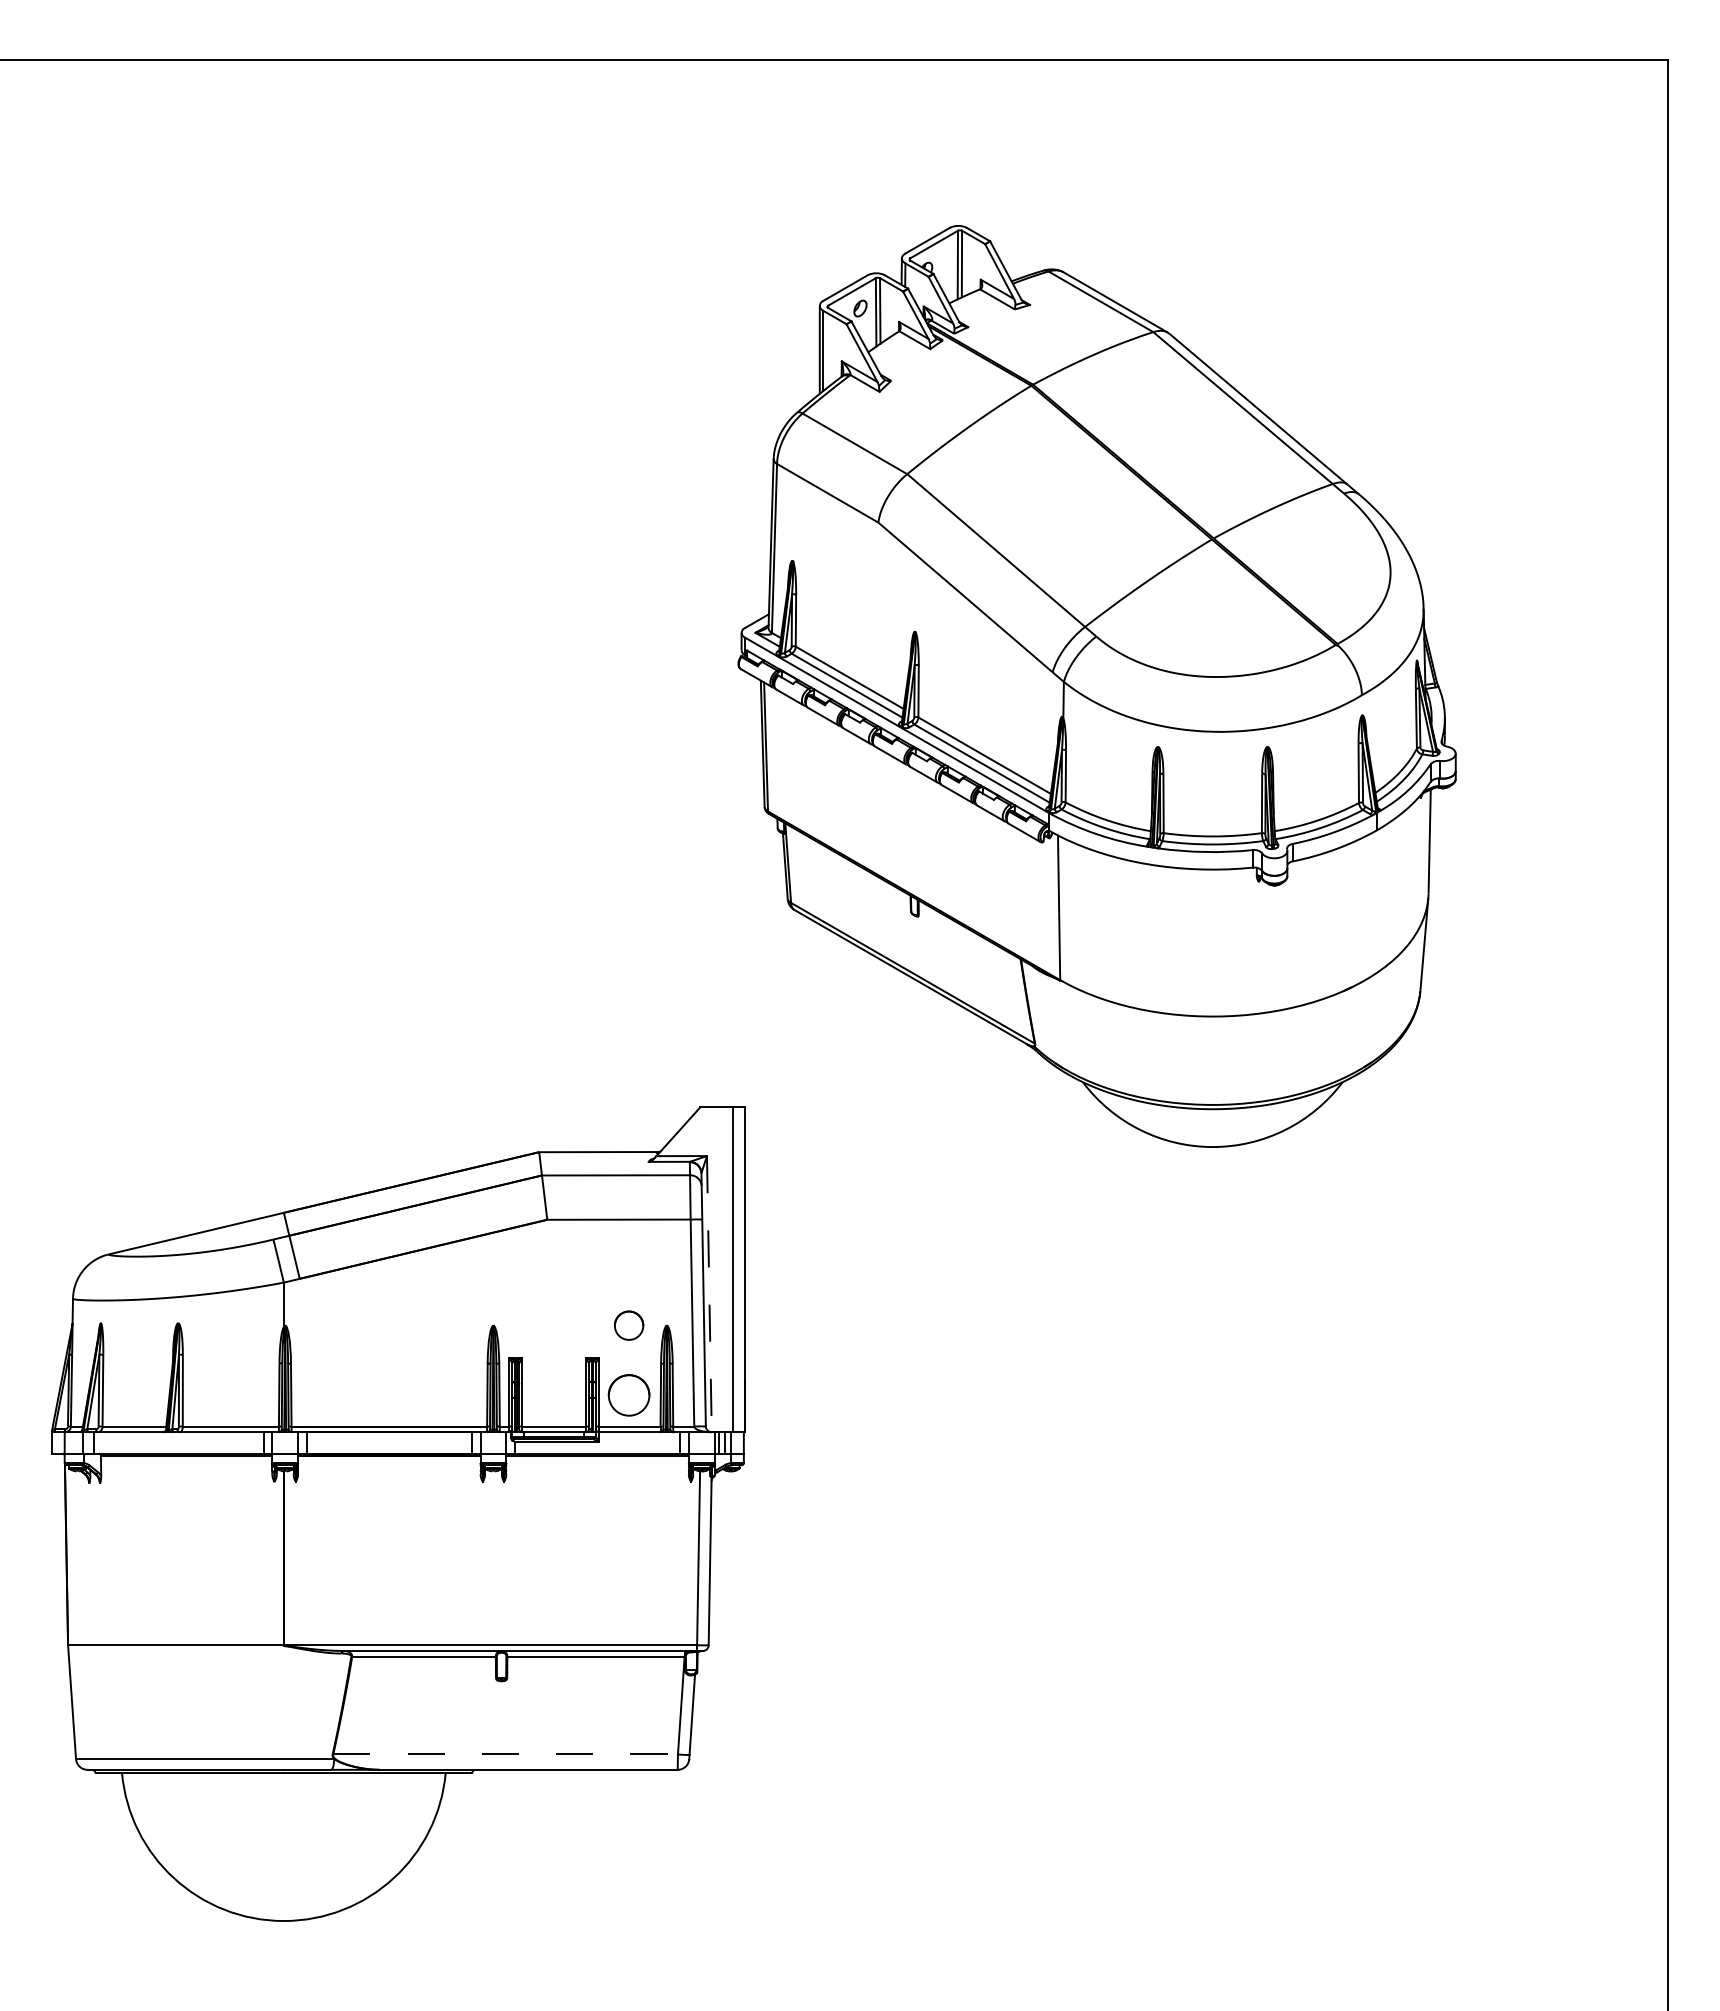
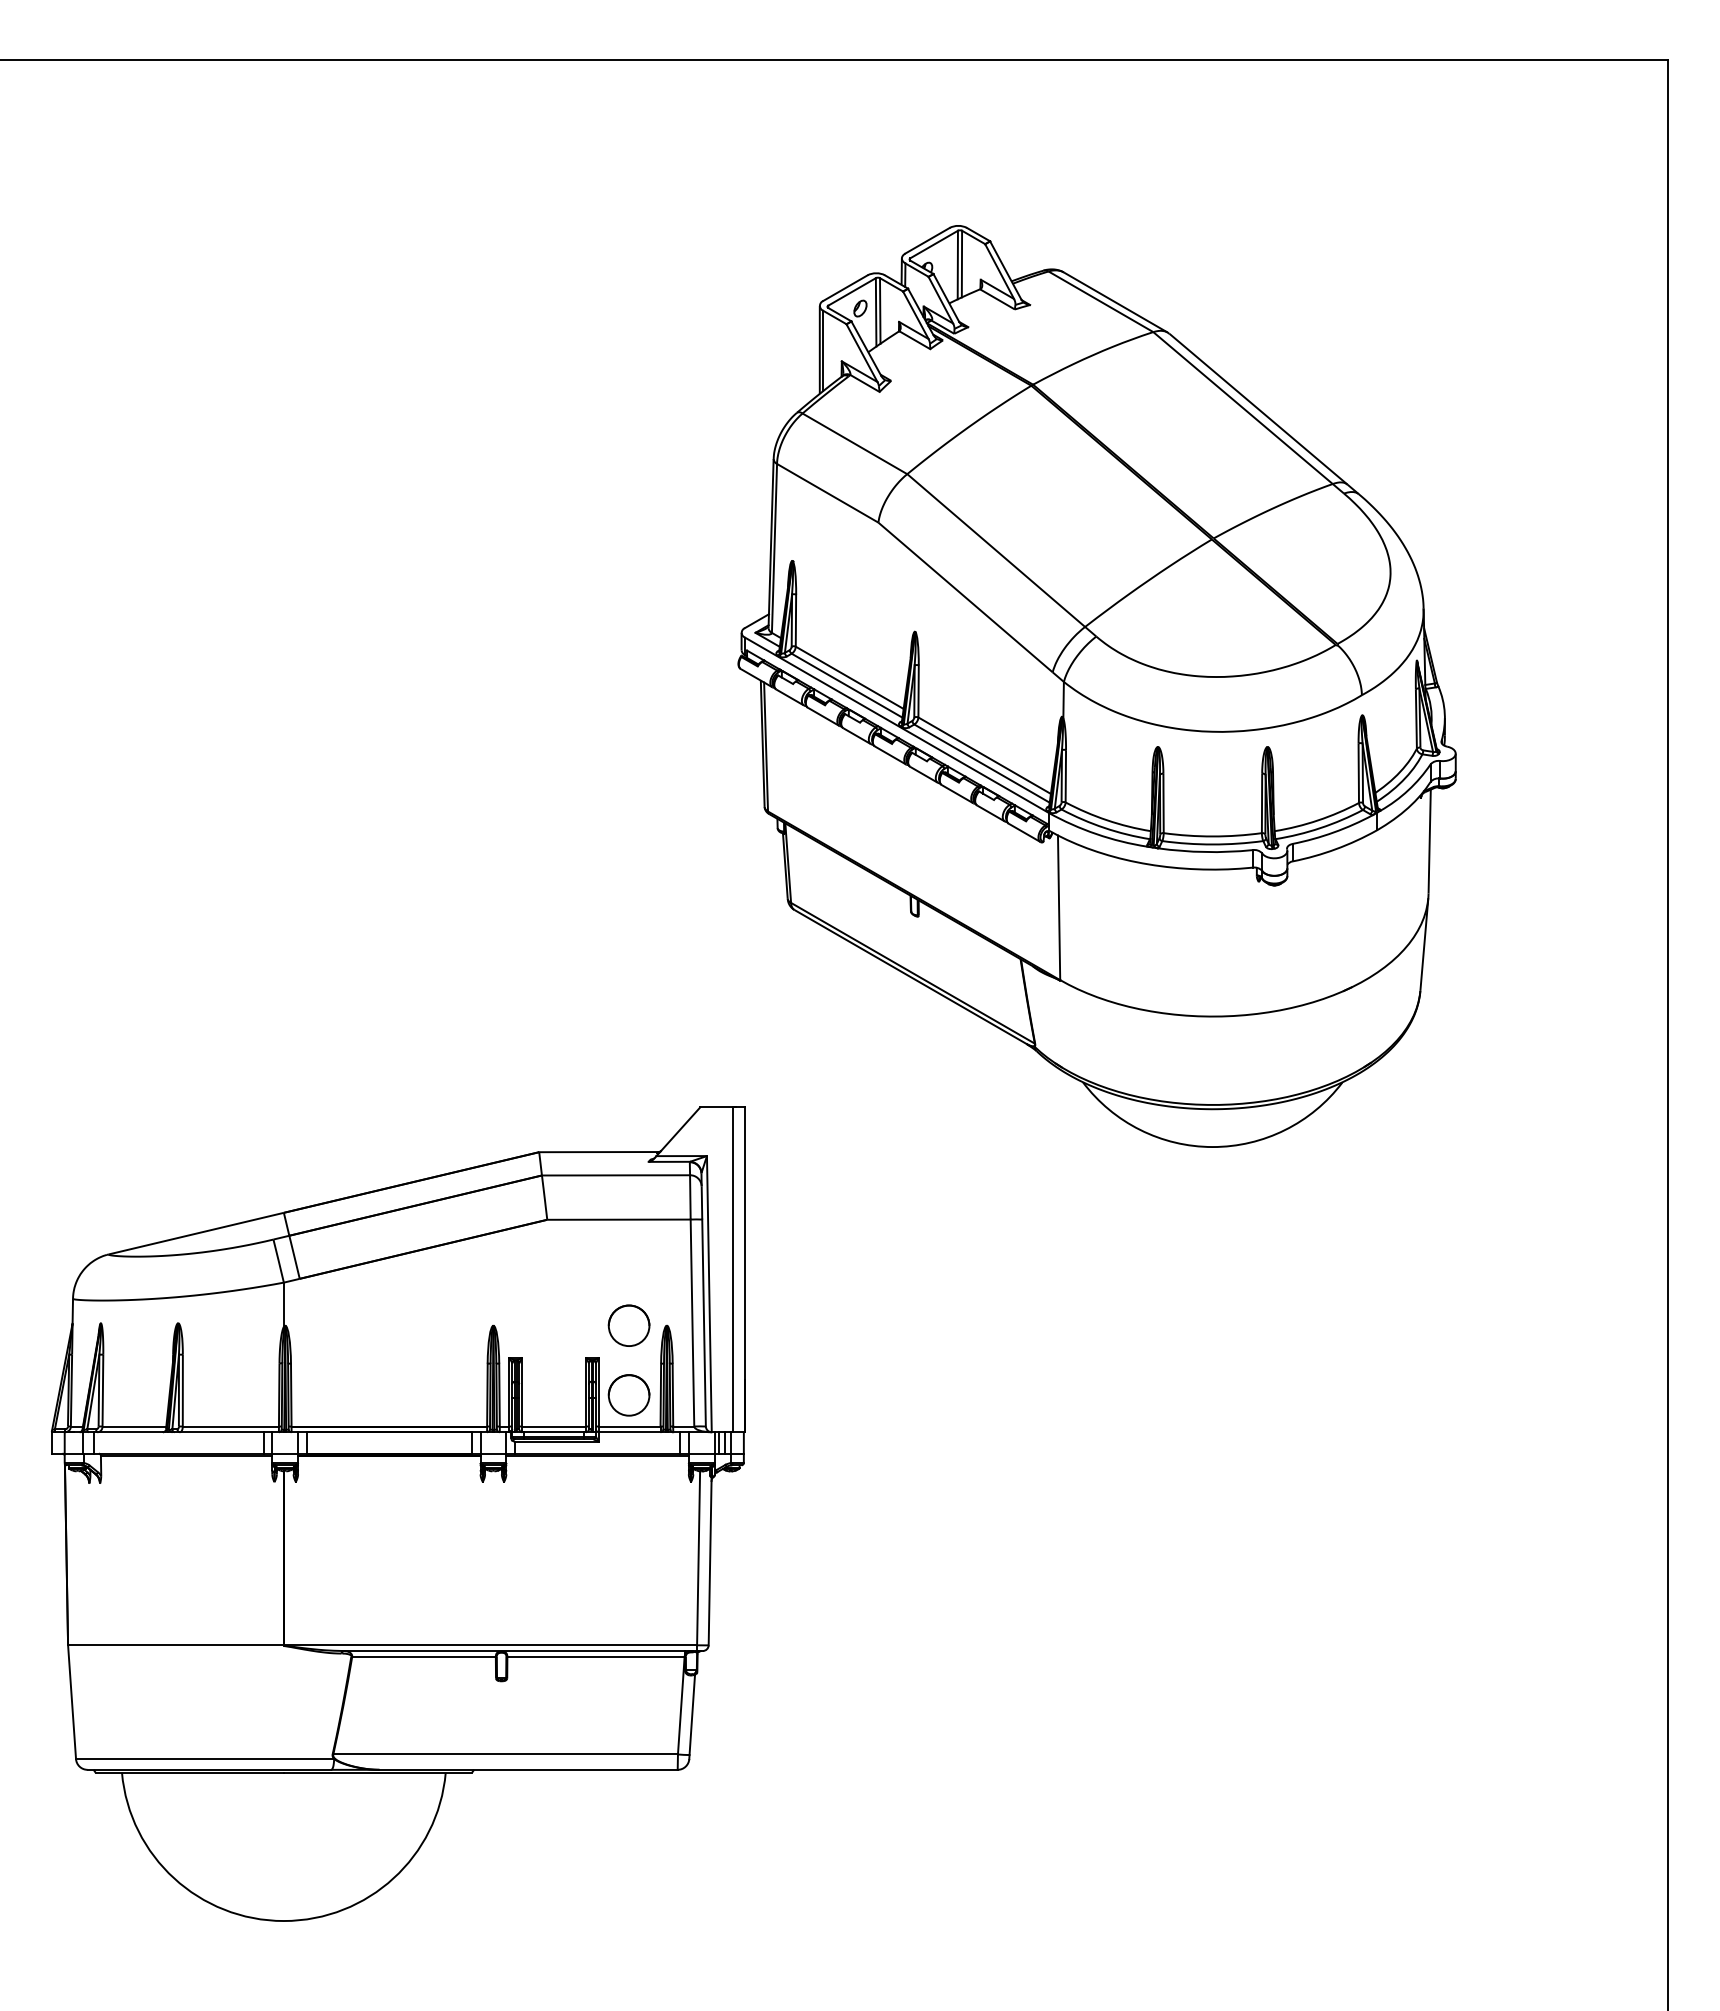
line: dashed -> solid (709, 1294)
part size: 32x31 px -> 44x43 px (628, 1325)
line: dashed -> solid (506, 1754)
